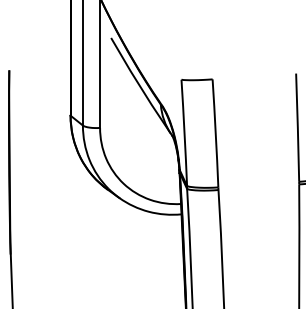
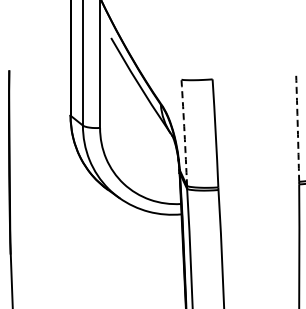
arc: solid -> dashed (297, 127)
arc: solid -> dashed (184, 132)
